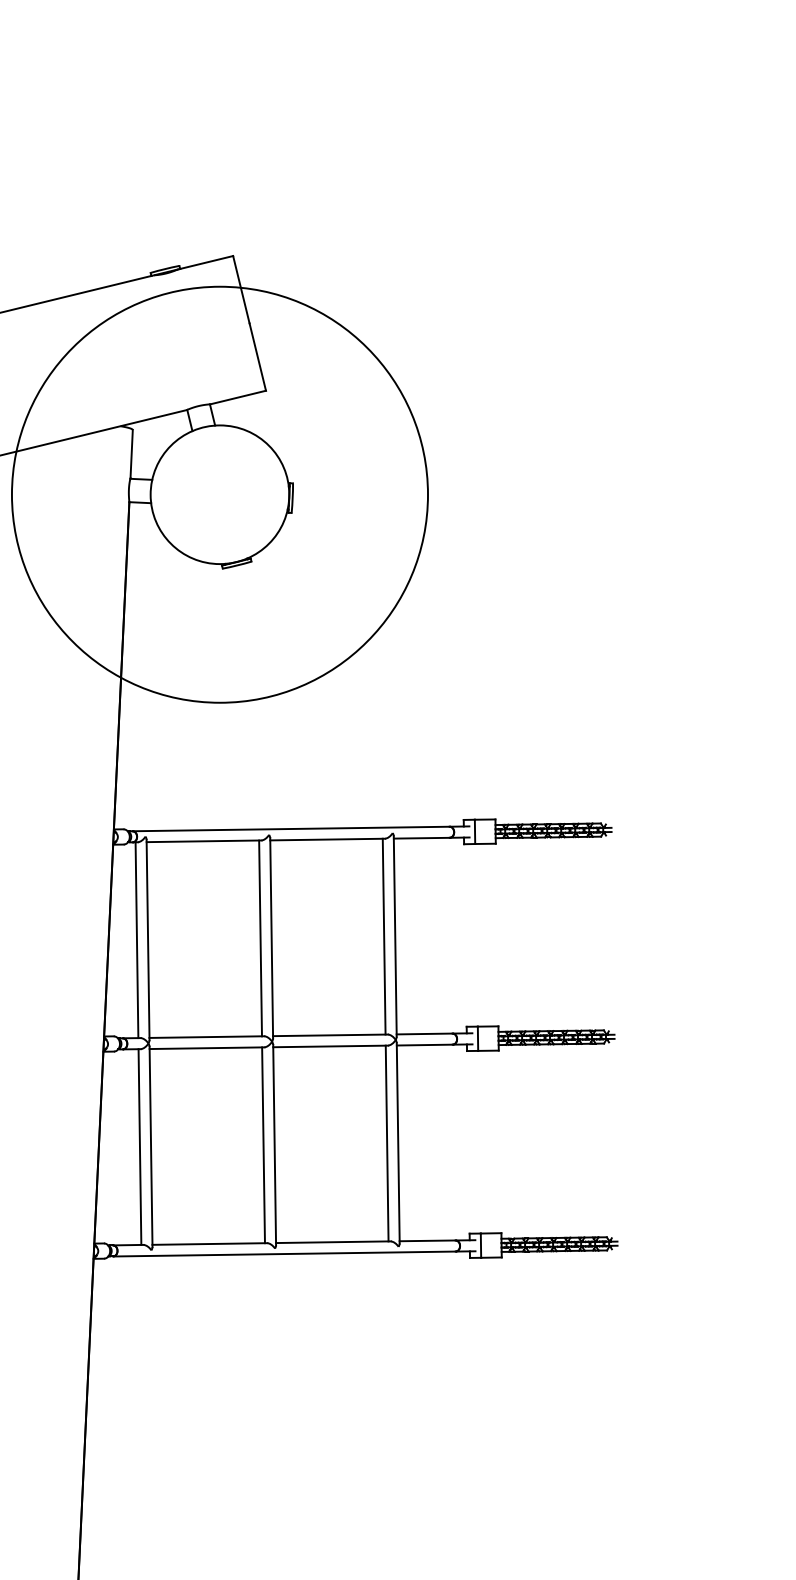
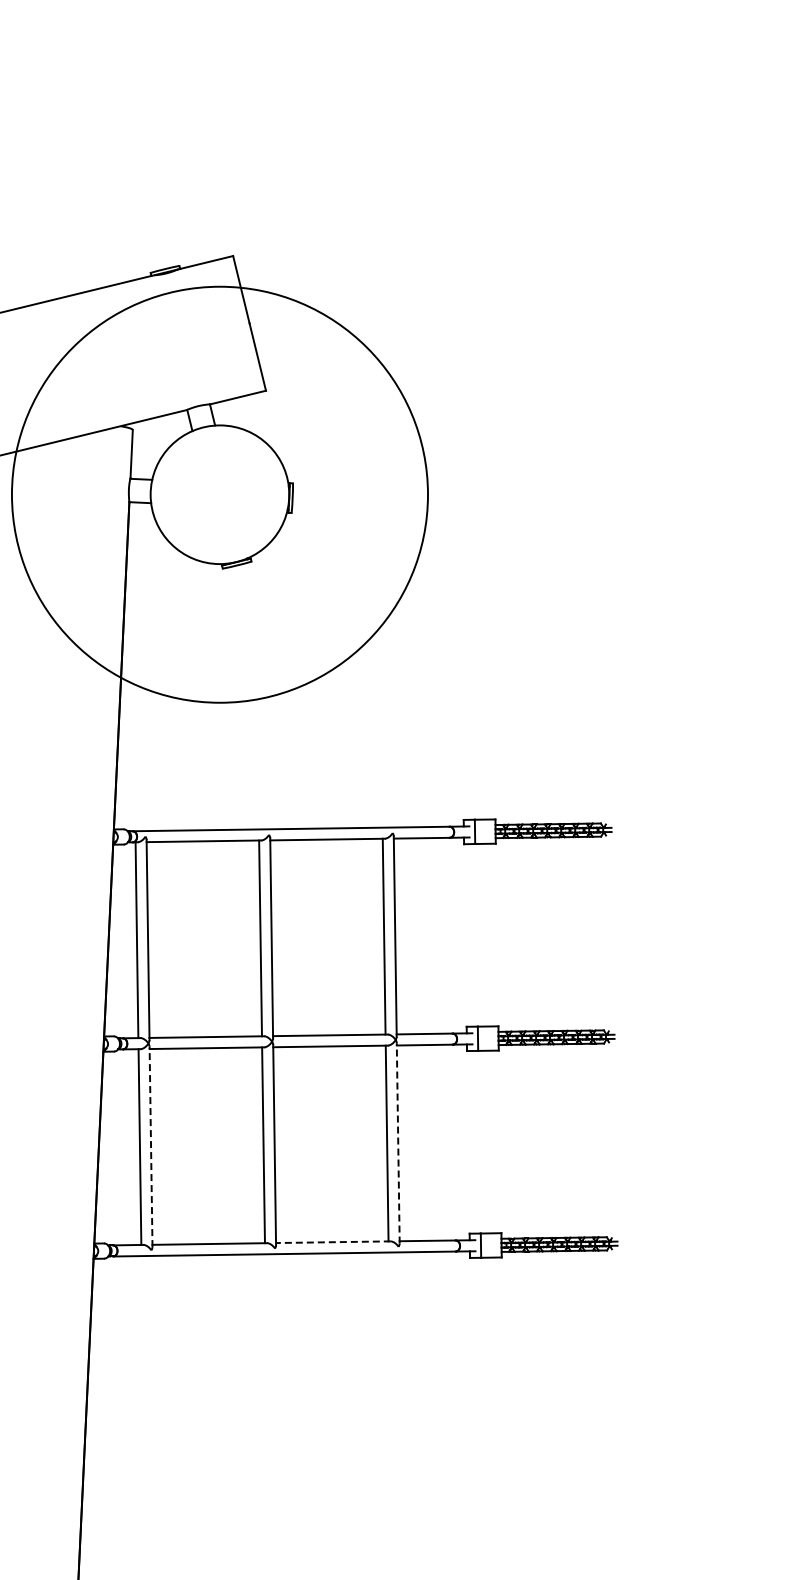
line: solid -> dashed (398, 1142)
line: solid -> dashed (151, 1146)
line: solid -> dashed (332, 1242)
